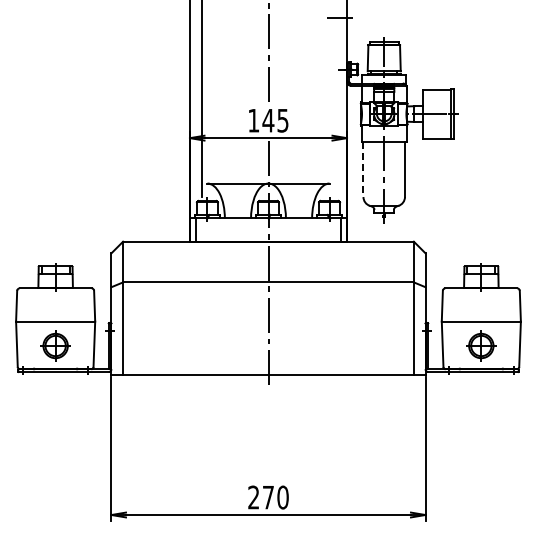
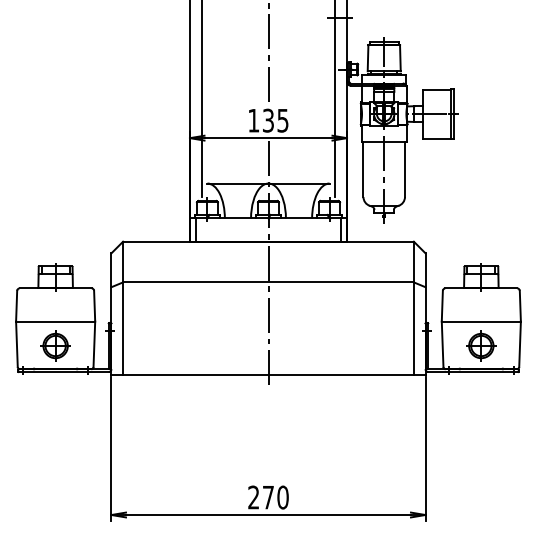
line: none -> present (335, 99)
text: 145 -> 135 (268, 120)
line: dashed -> solid (363, 170)
